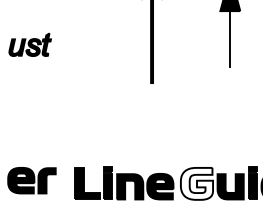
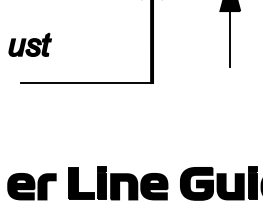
line: none -> present (86, 83)
part position: (31, 180) -> (31, 186) (31, 186)
part position: (124, 183) -> (118, 183) (118, 183)
fill: none -> present (196, 183)
